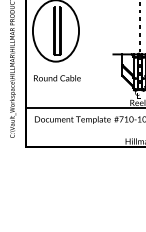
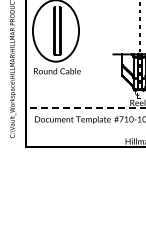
text position: (57, 78) -> (57, 71) (57, 71)
line: solid -> dashed (85, 107)
